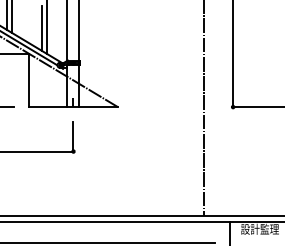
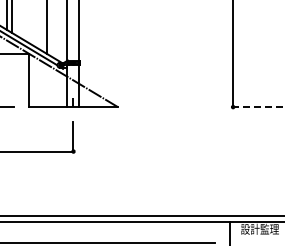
line: present -> none (41, 28)
line: solid -> dashed (258, 107)
line: present -> none (204, 109)
